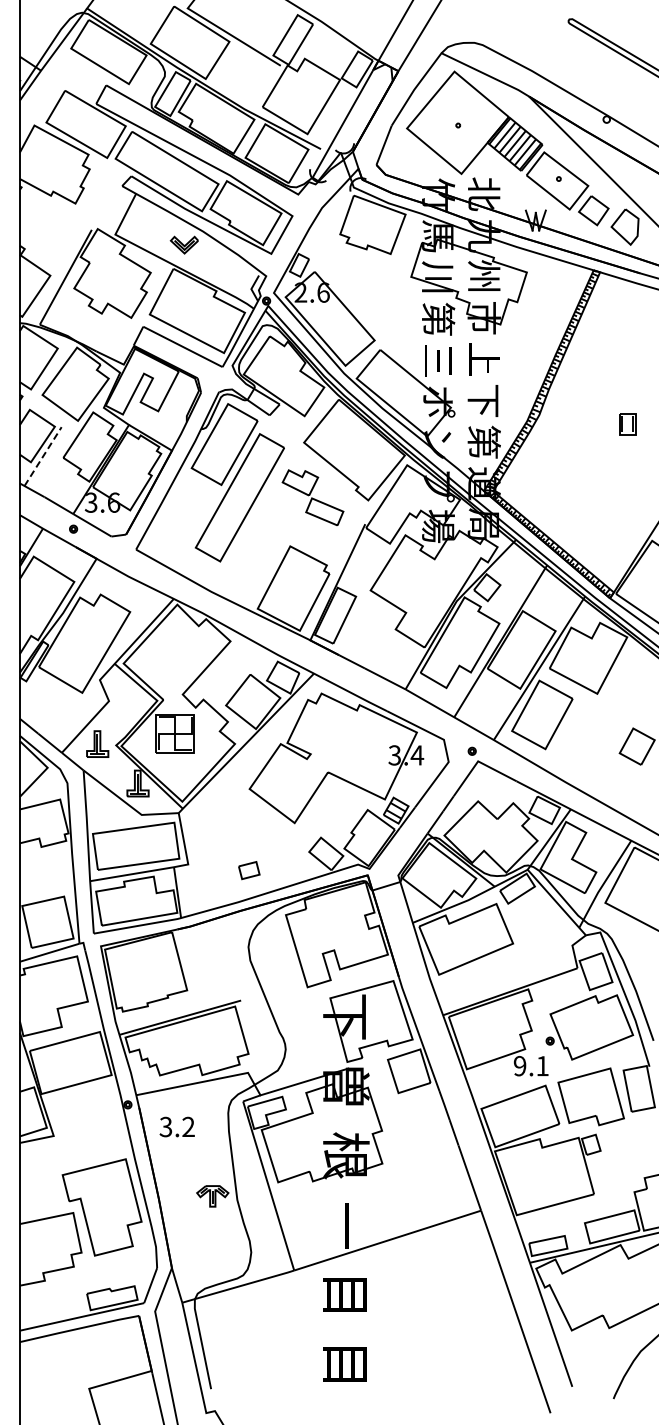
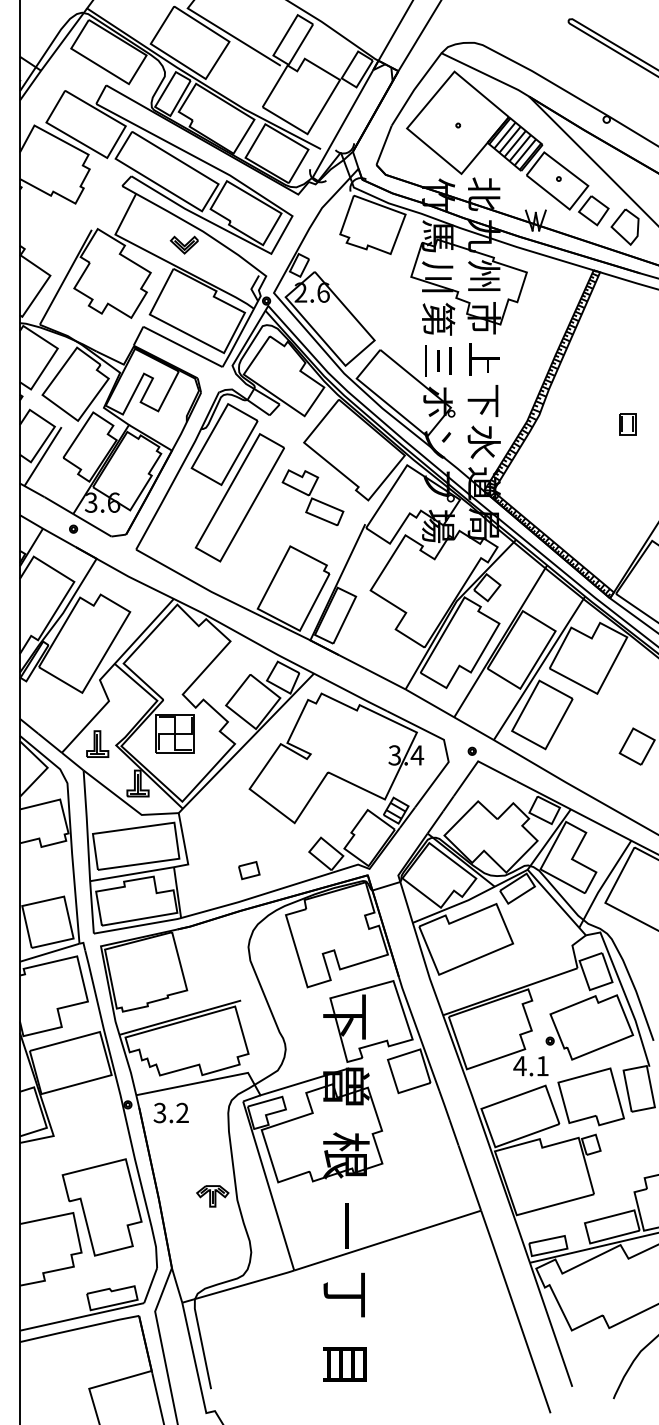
text: 第 -> 水 (483, 442)
line: dashed -> solid (43, 456)
text: 9.1 -> 4.1 (519, 1066)
text position: (176, 1126) -> (170, 1112) (170, 1112)
text: 目 -> 丁 (344, 1294)
